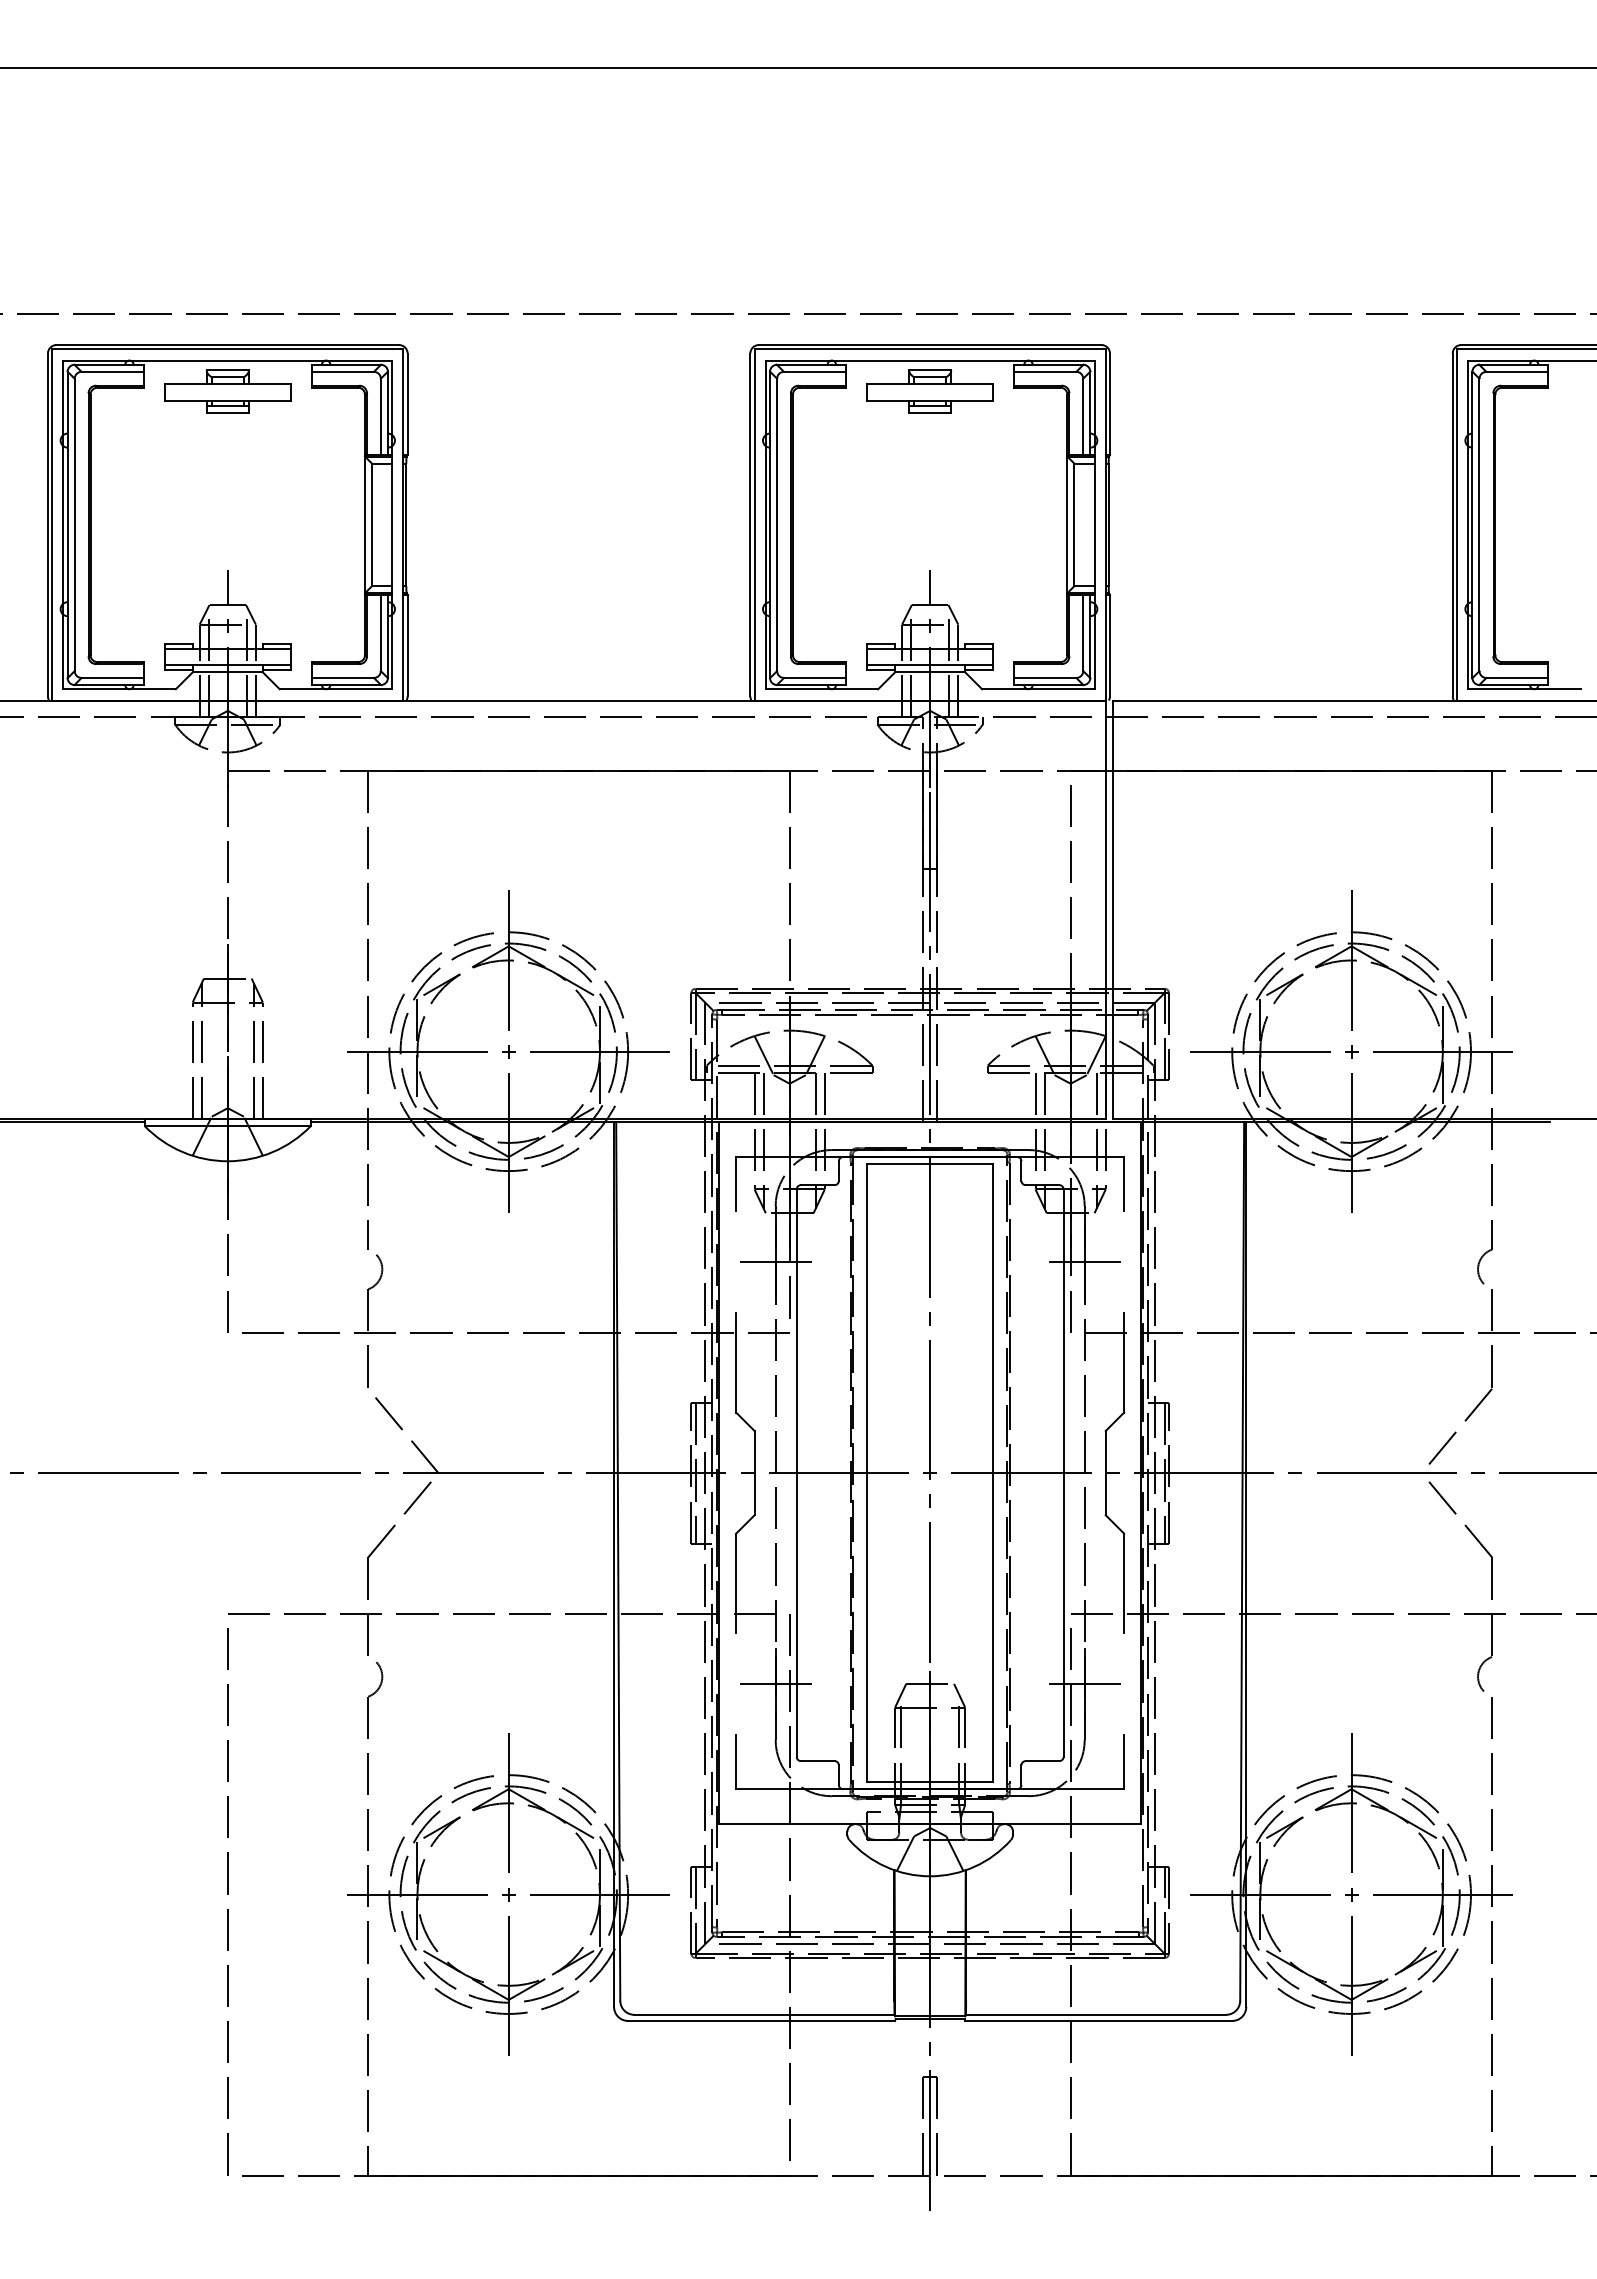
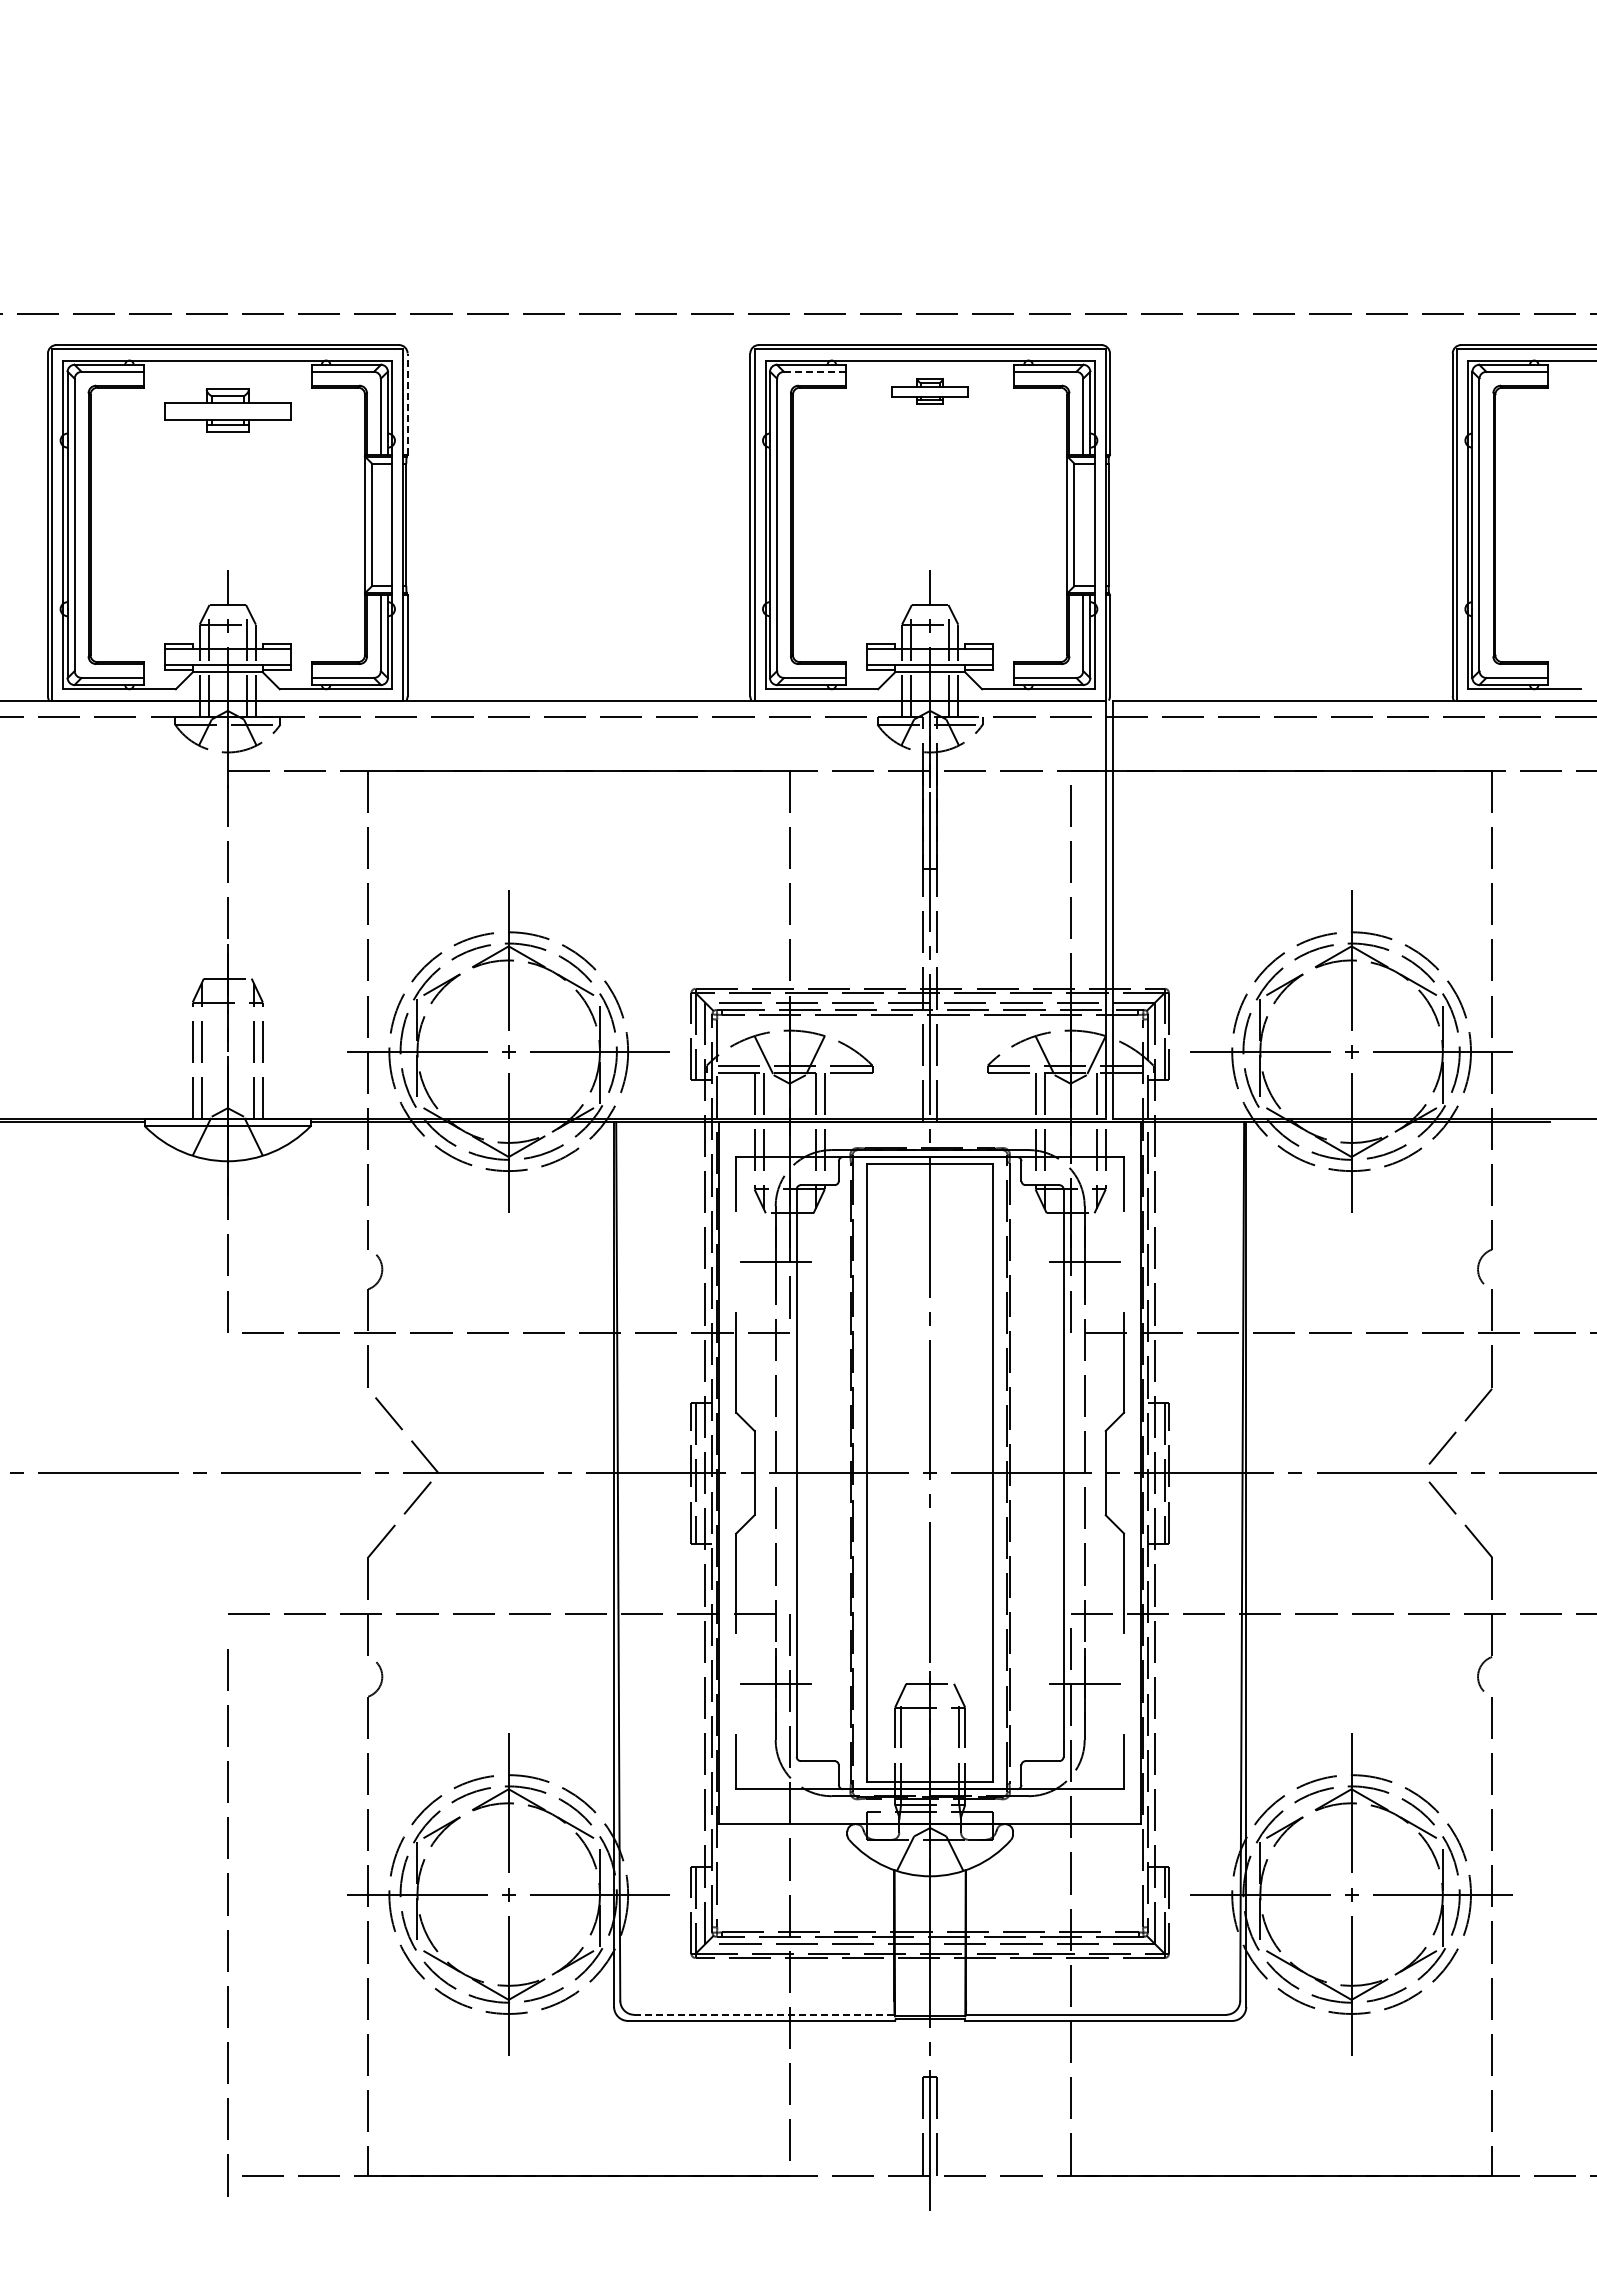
line: present -> none (797, 68)
line: solid -> dashed (814, 371)
part position: (227, 391) -> (227, 410) (227, 410)
part size: 128x45 px -> 78x27 px (929, 391)
line: solid -> dashed (407, 404)
line position: (227, 1894) -> (227, 1915) (227, 1915)
line: solid -> dashed (764, 2014)
